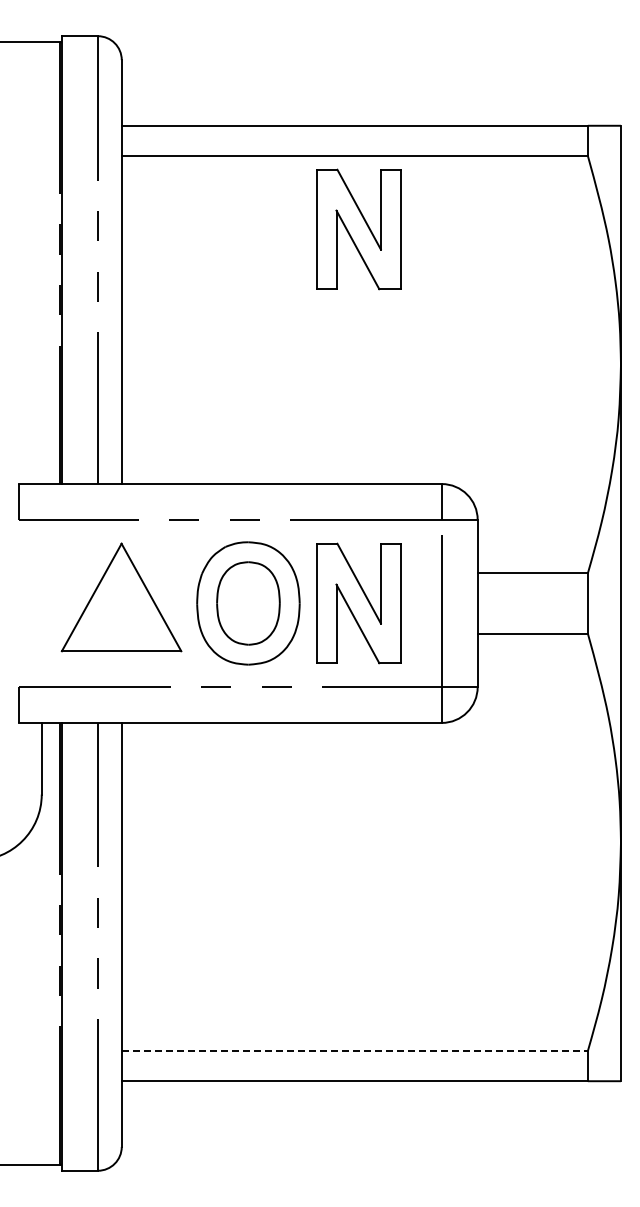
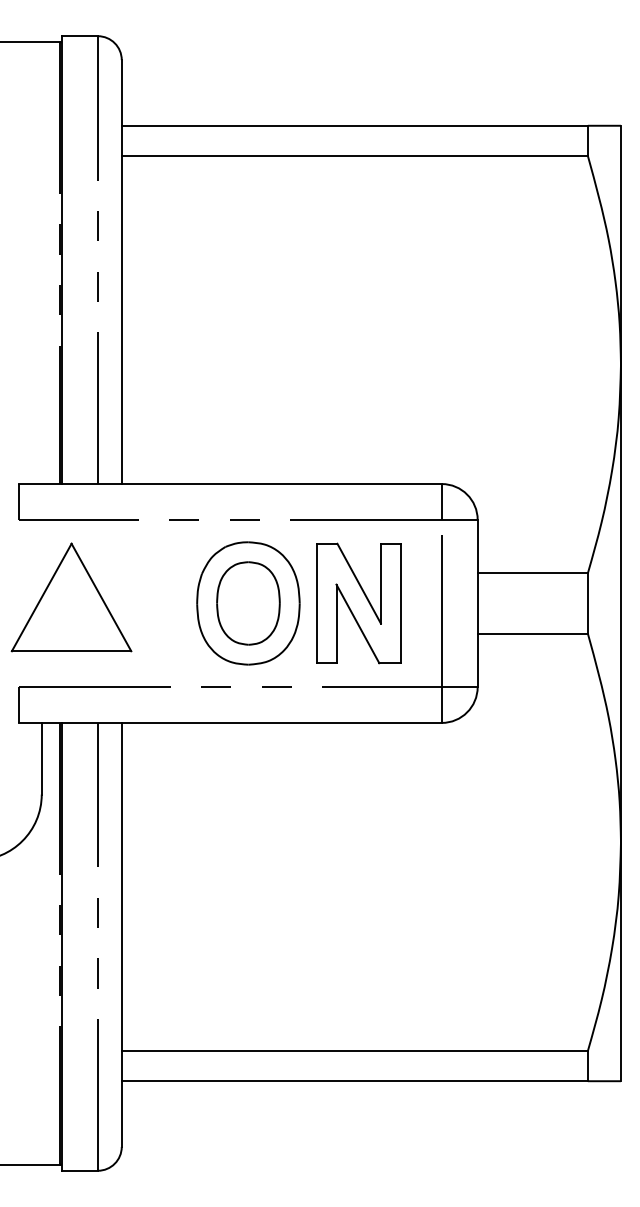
part: present -> none (358, 229)
part position: (121, 597) -> (71, 597) (71, 597)
line: dashed -> solid (355, 1051)
